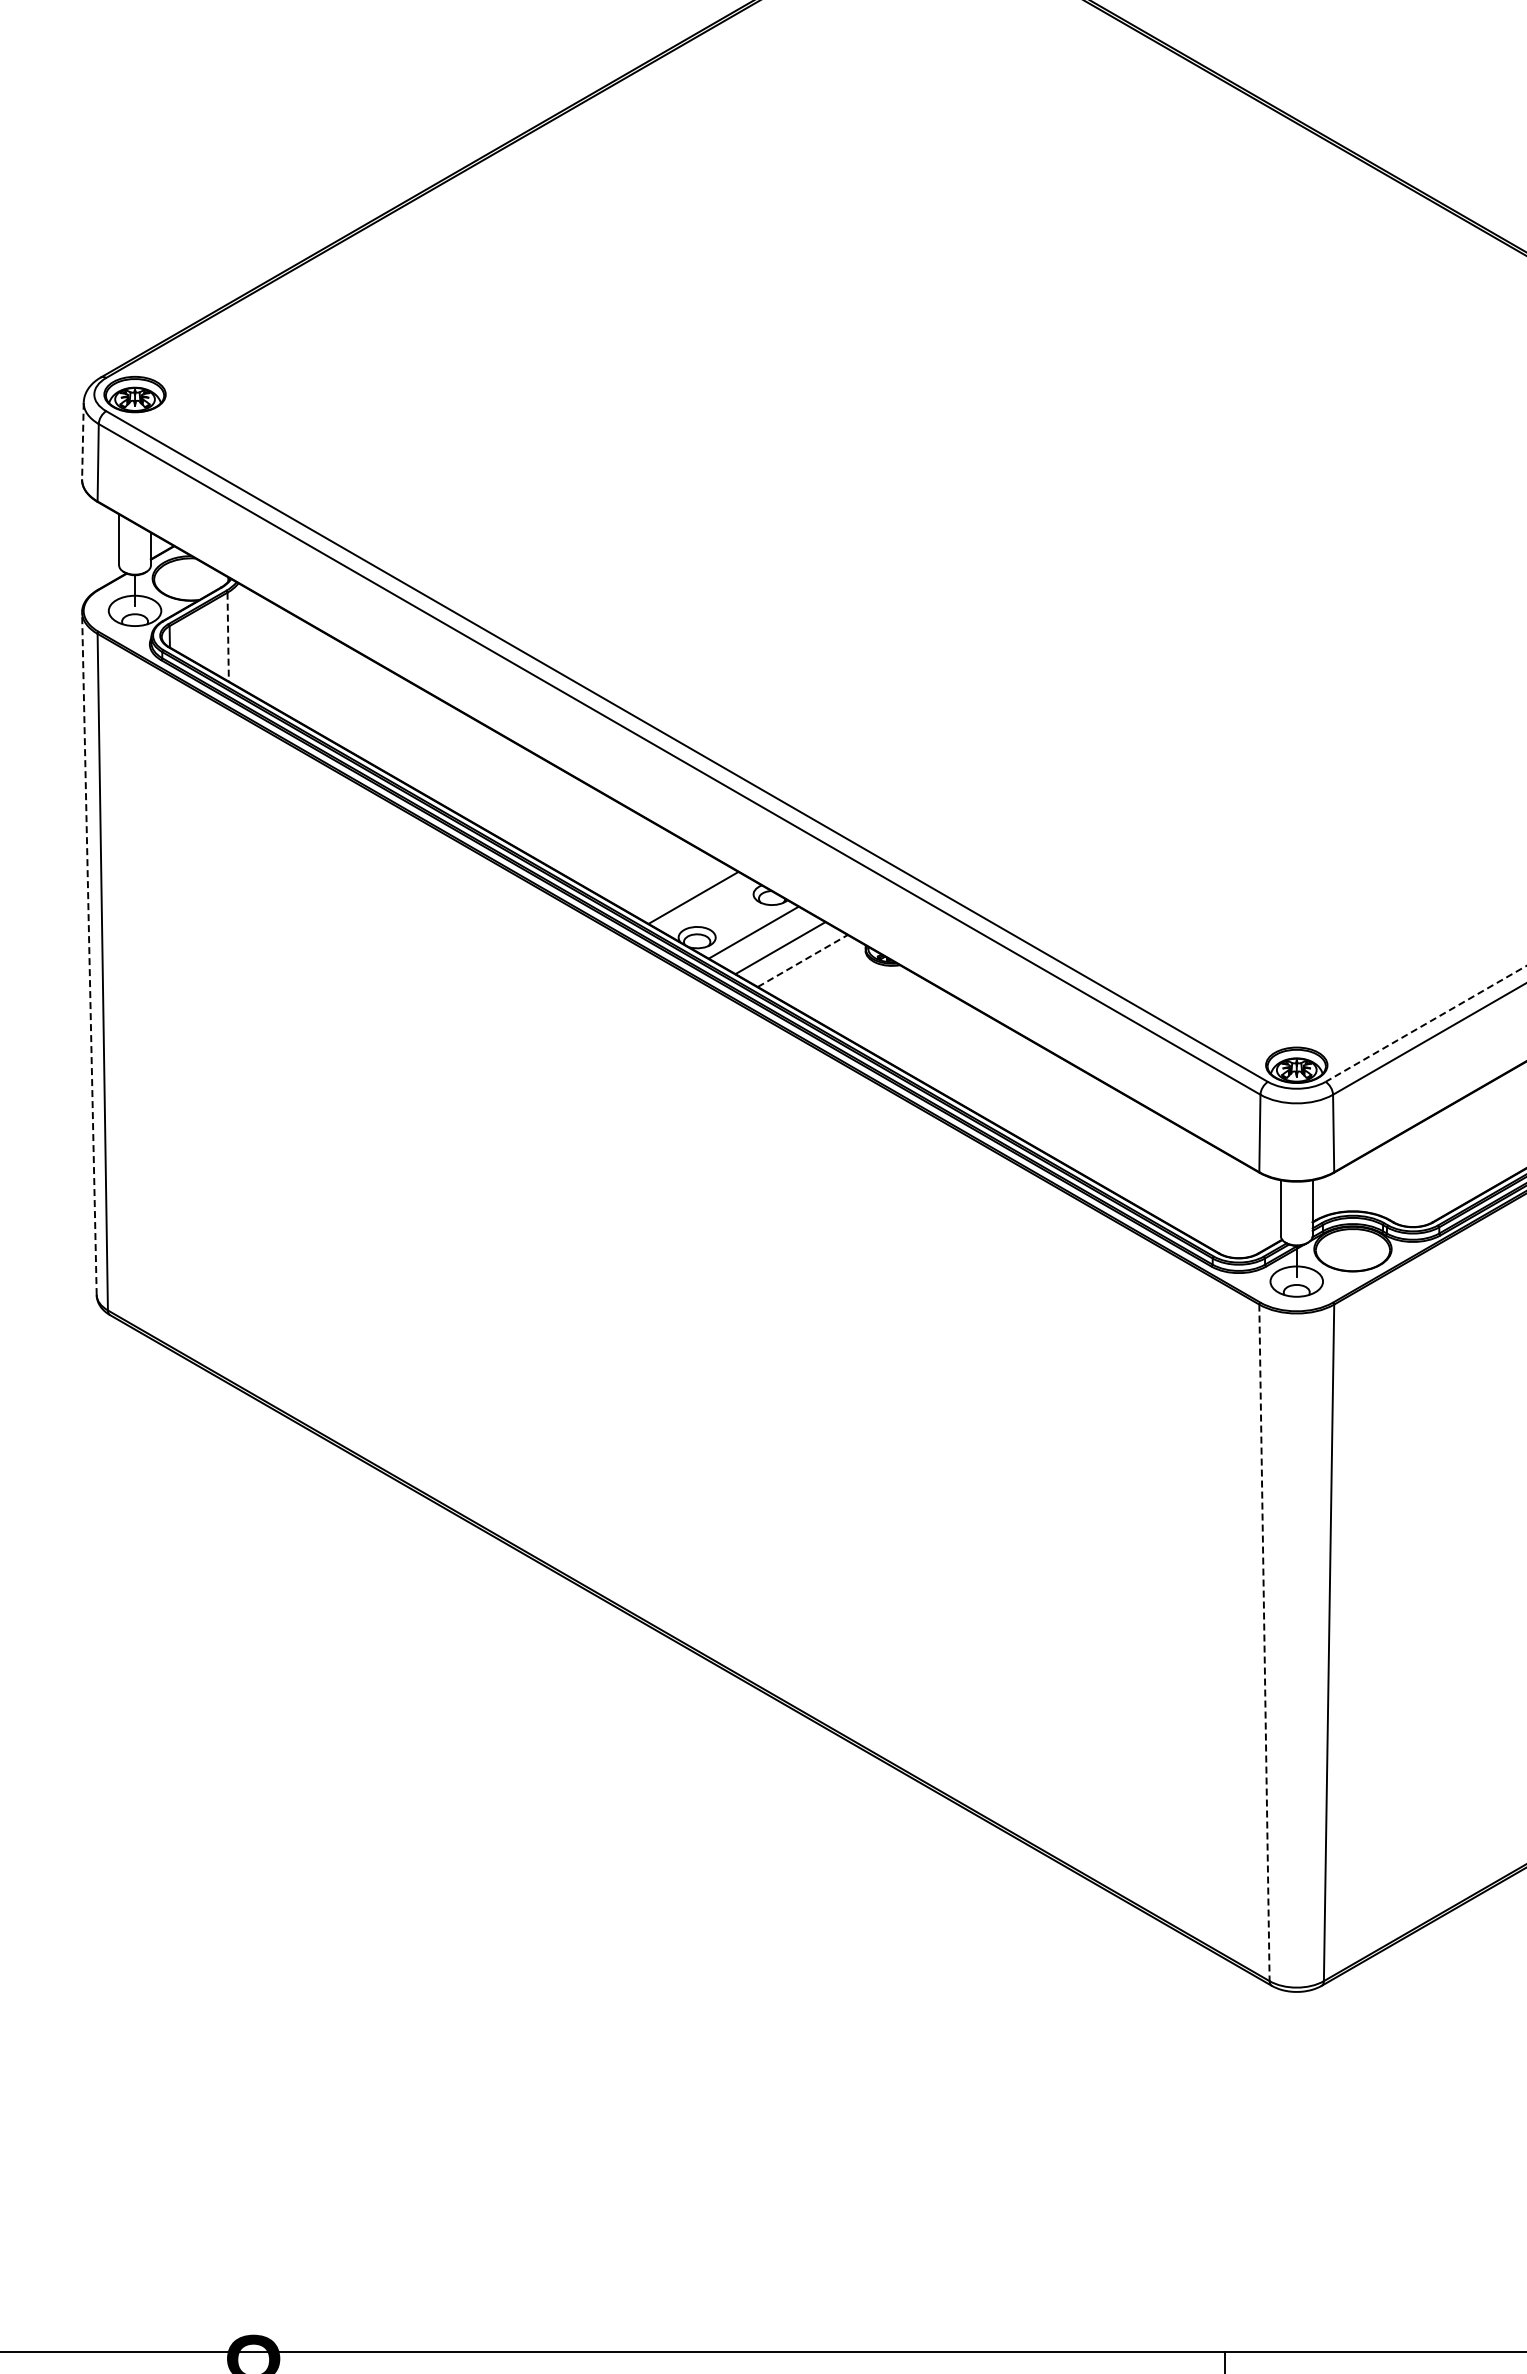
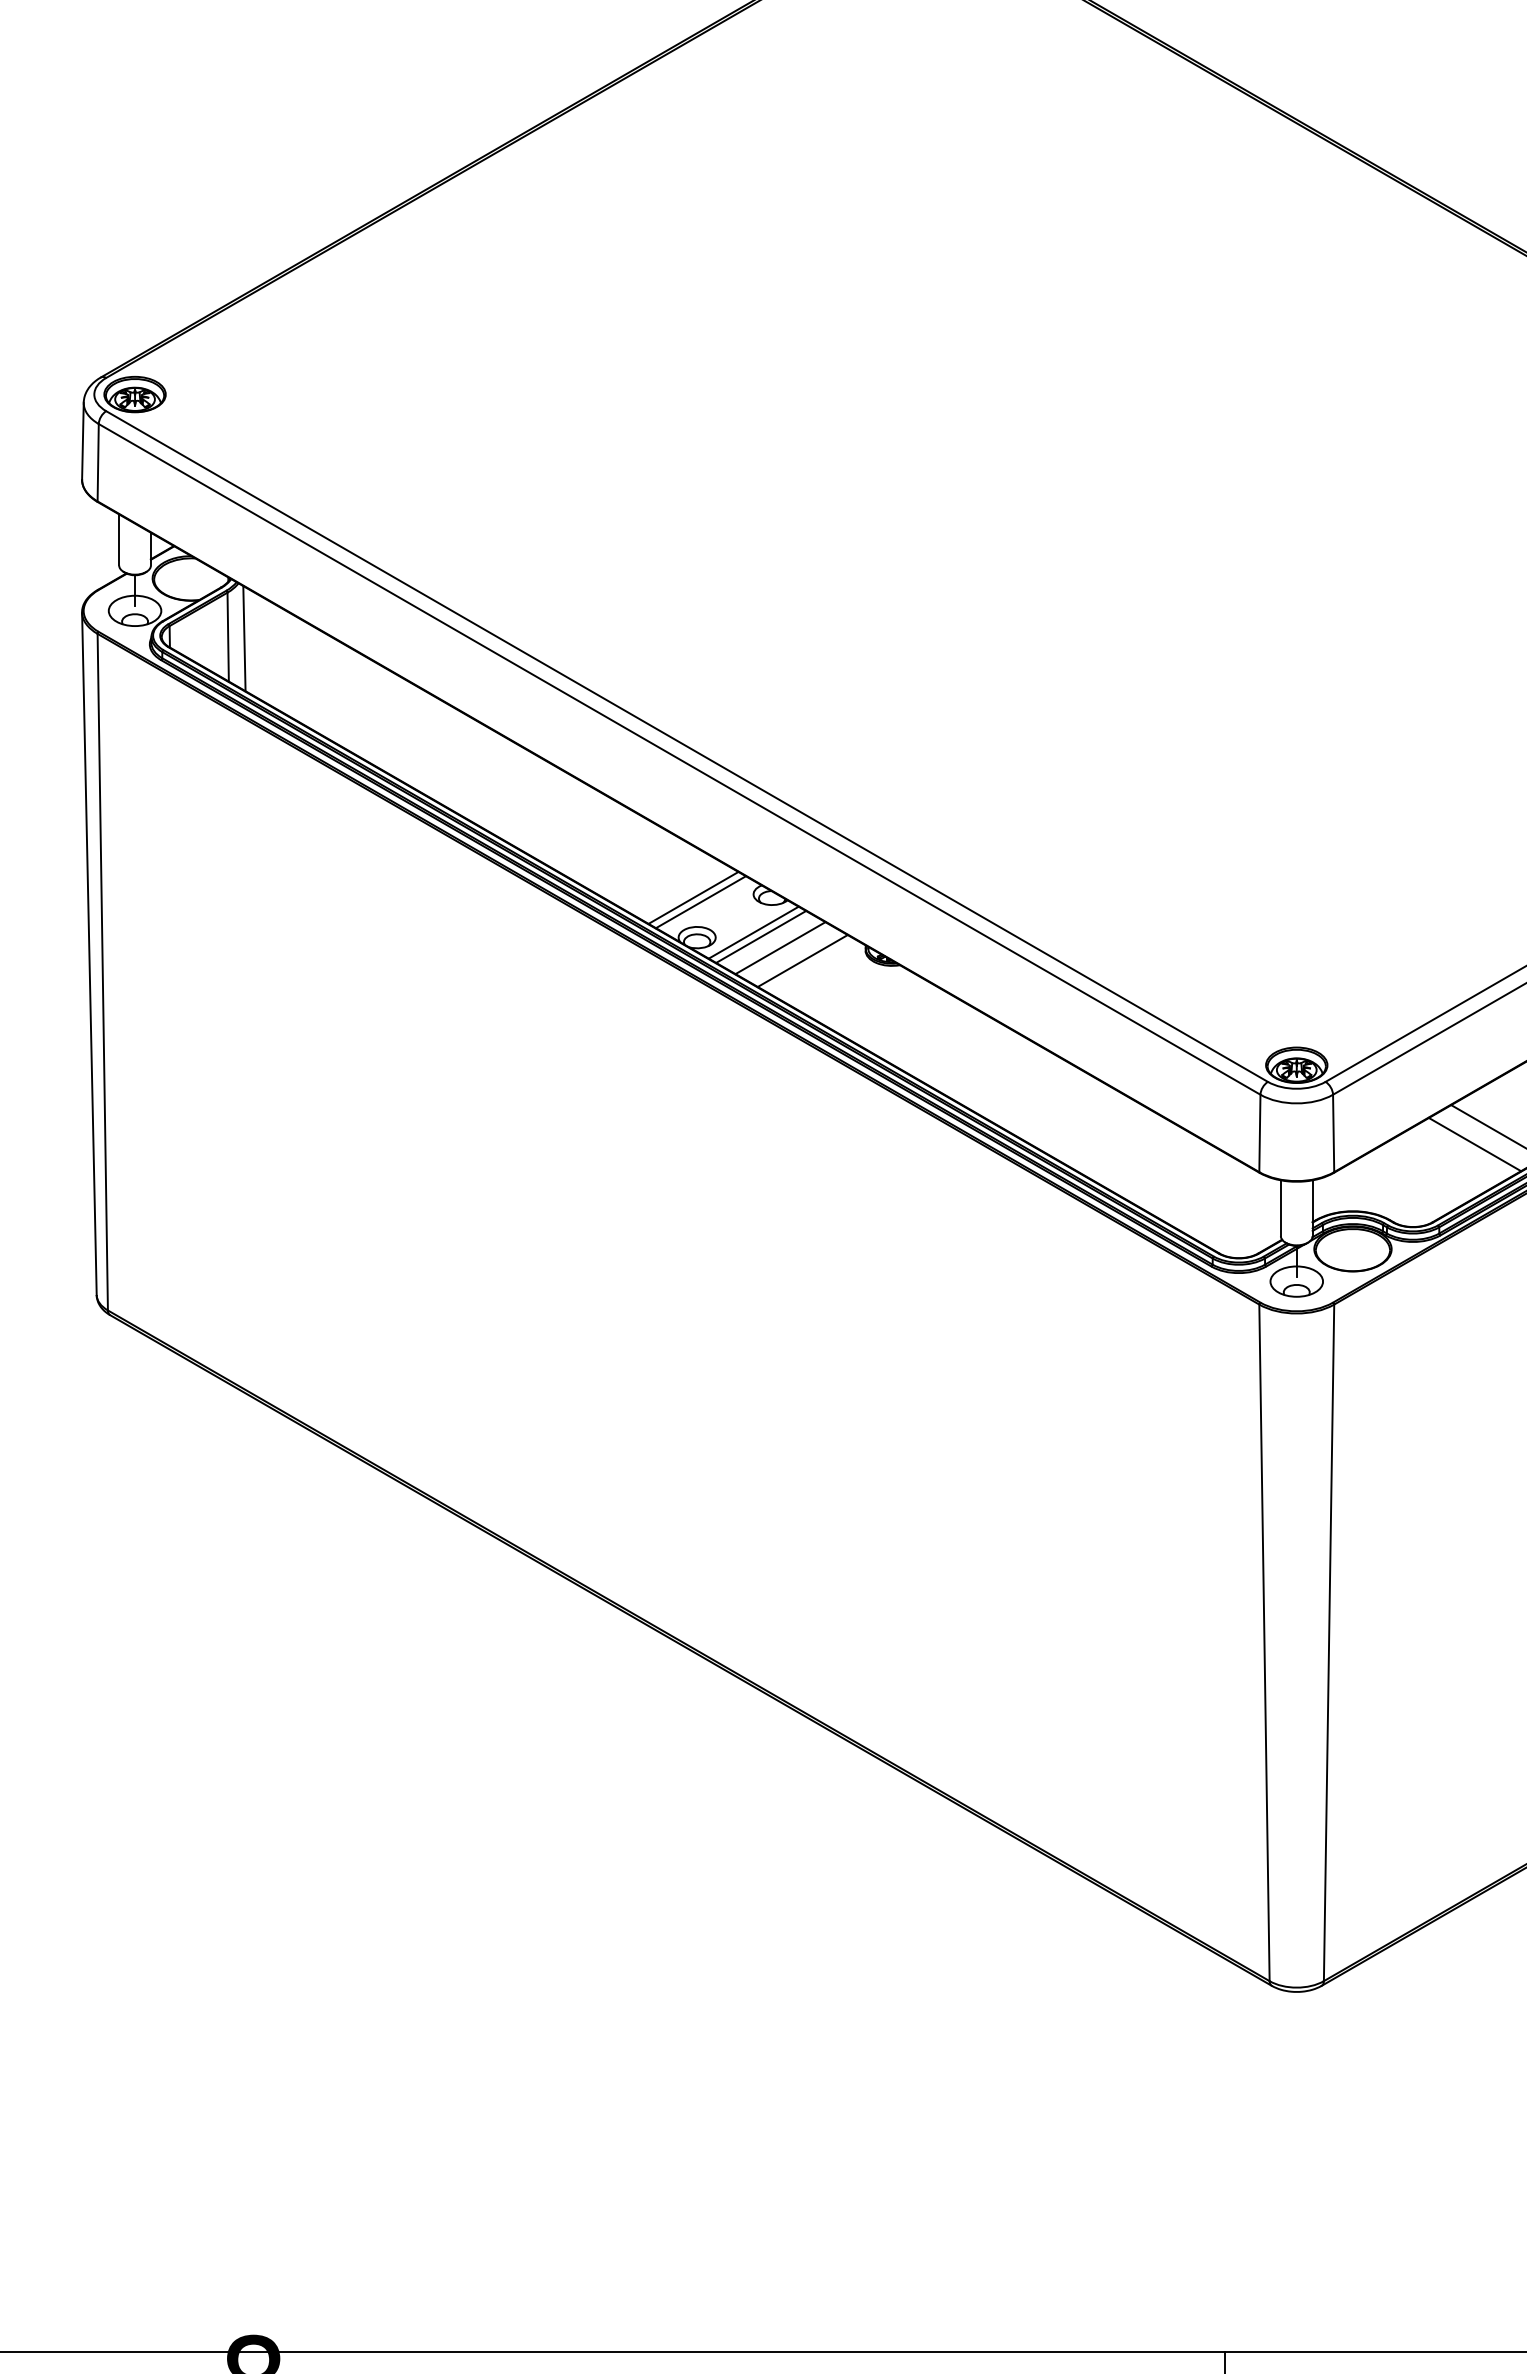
line: dashed -> solid (82, 441)
line: dashed -> solid (228, 637)
line: none -> present (244, 638)
line: none -> present (700, 902)
line: none -> present (761, 936)
line: dashed -> solid (89, 953)
line: dashed -> solid (802, 961)
line: dashed -> solid (1425, 1023)
line: none -> present (1487, 1125)
line: none -> present (1474, 1144)
line: dashed -> solid (1264, 1643)
